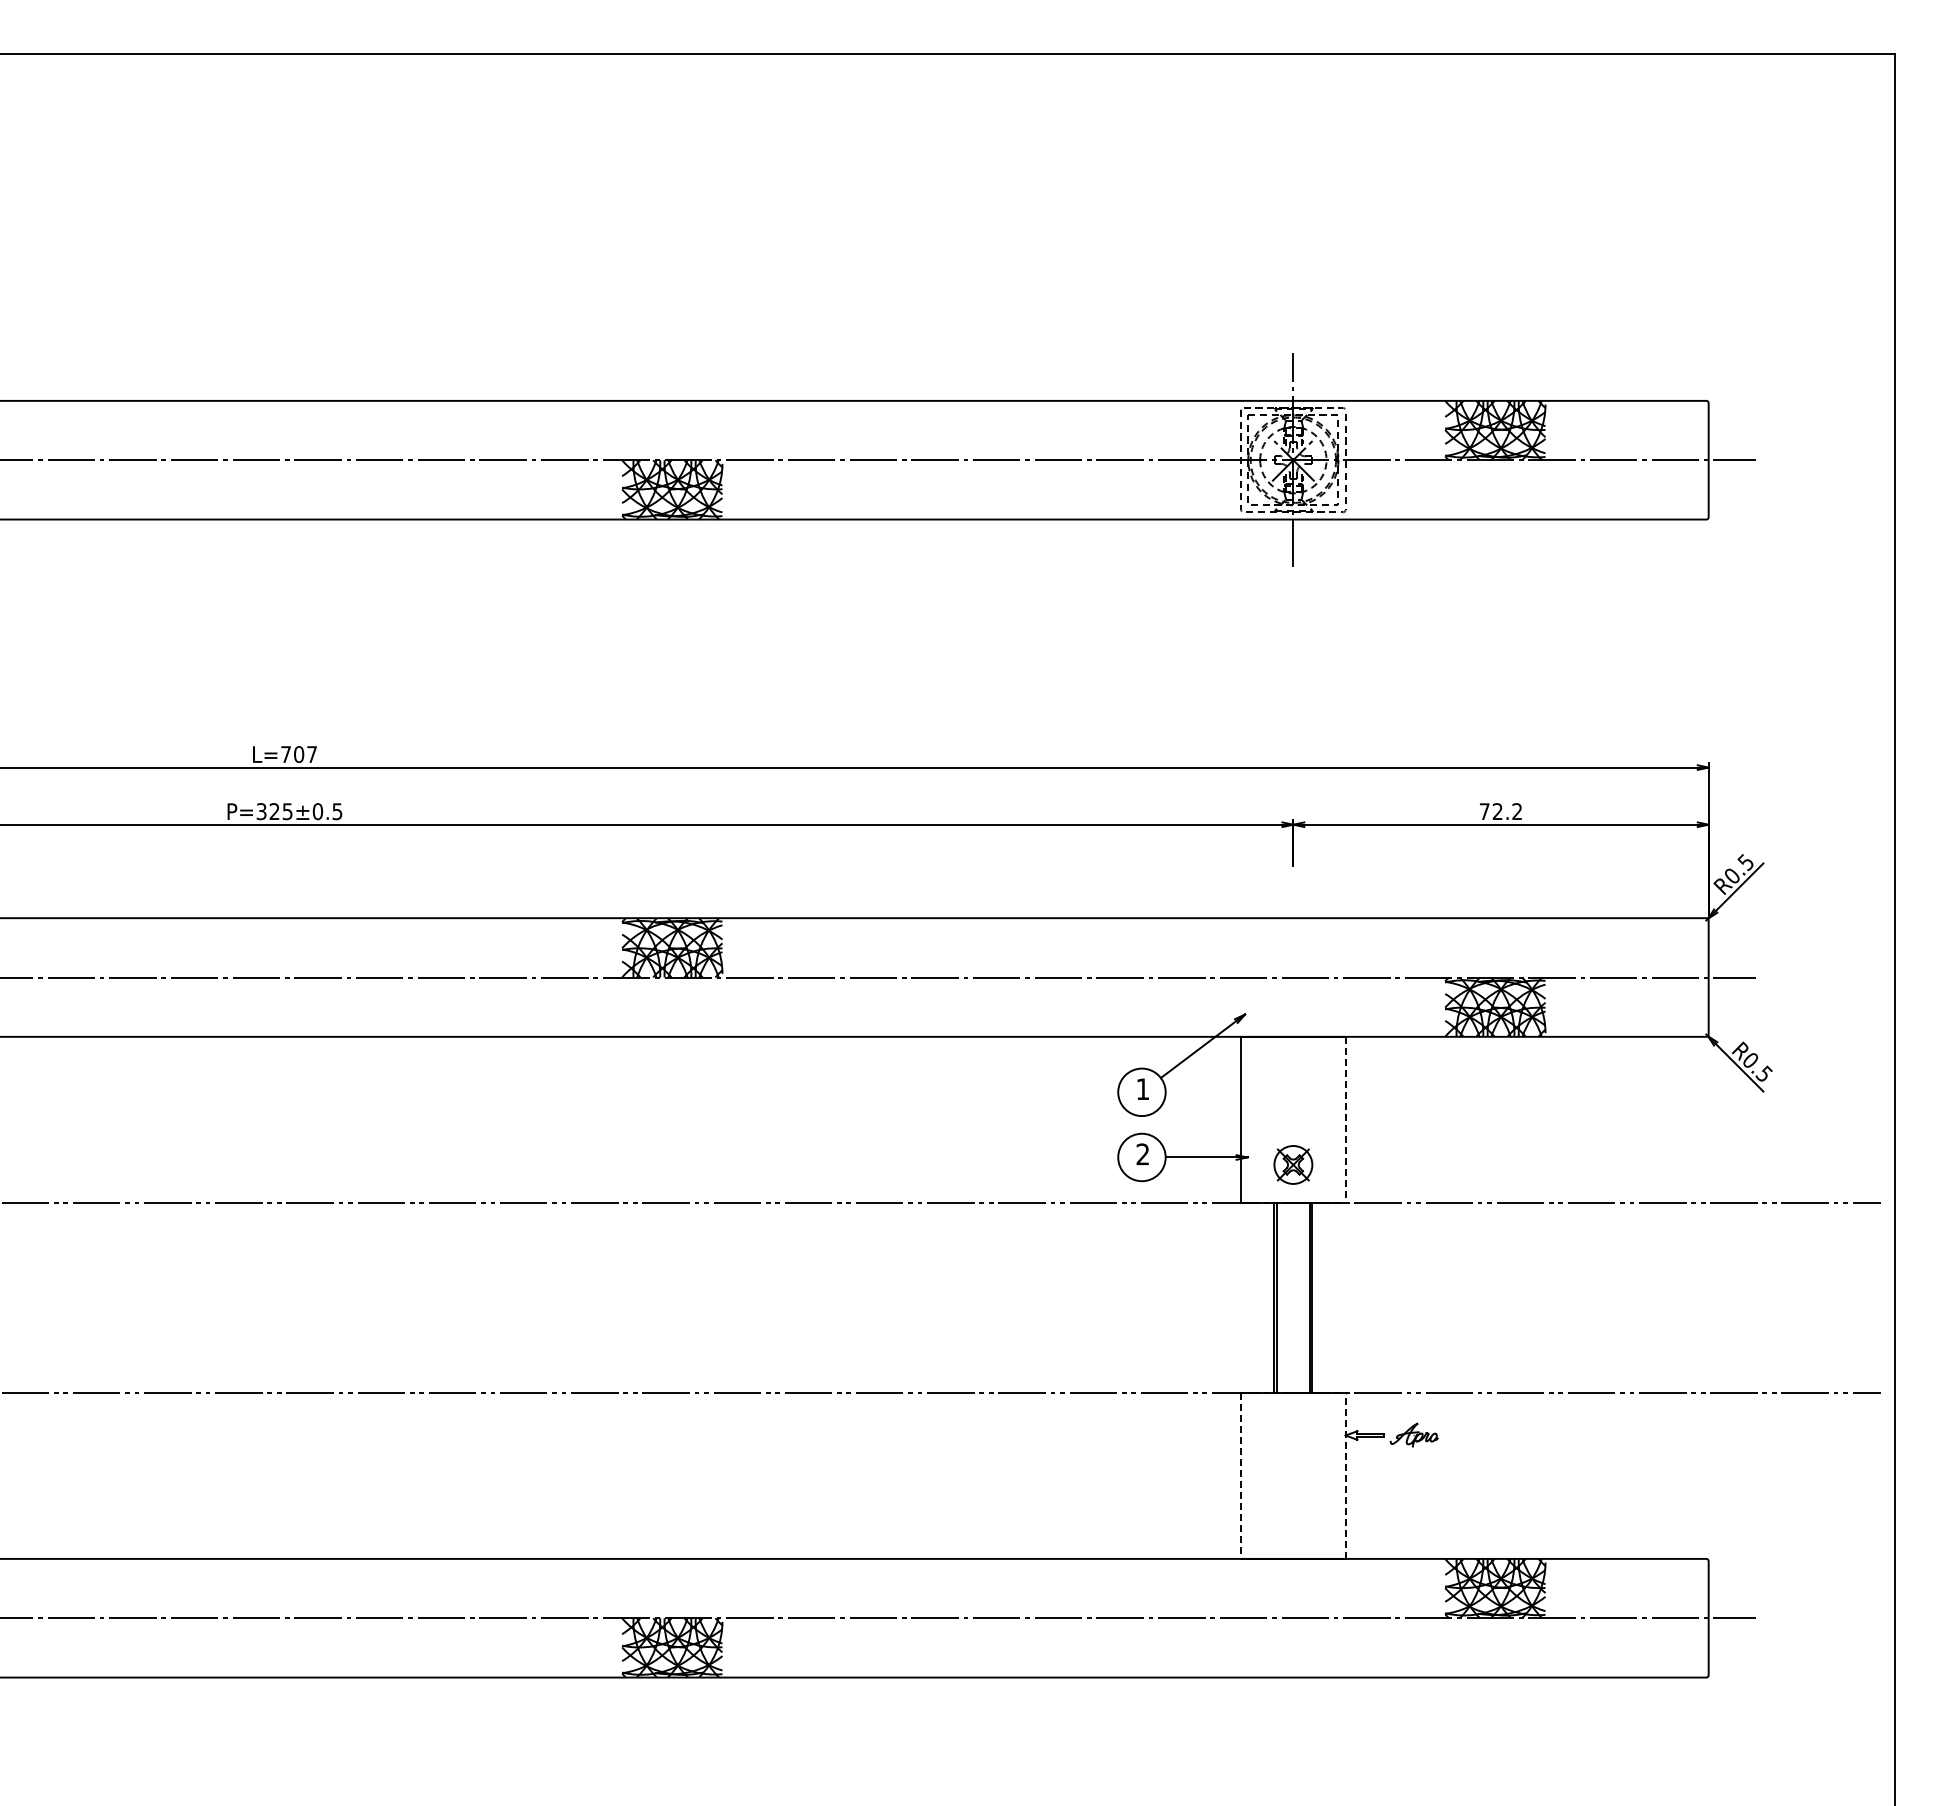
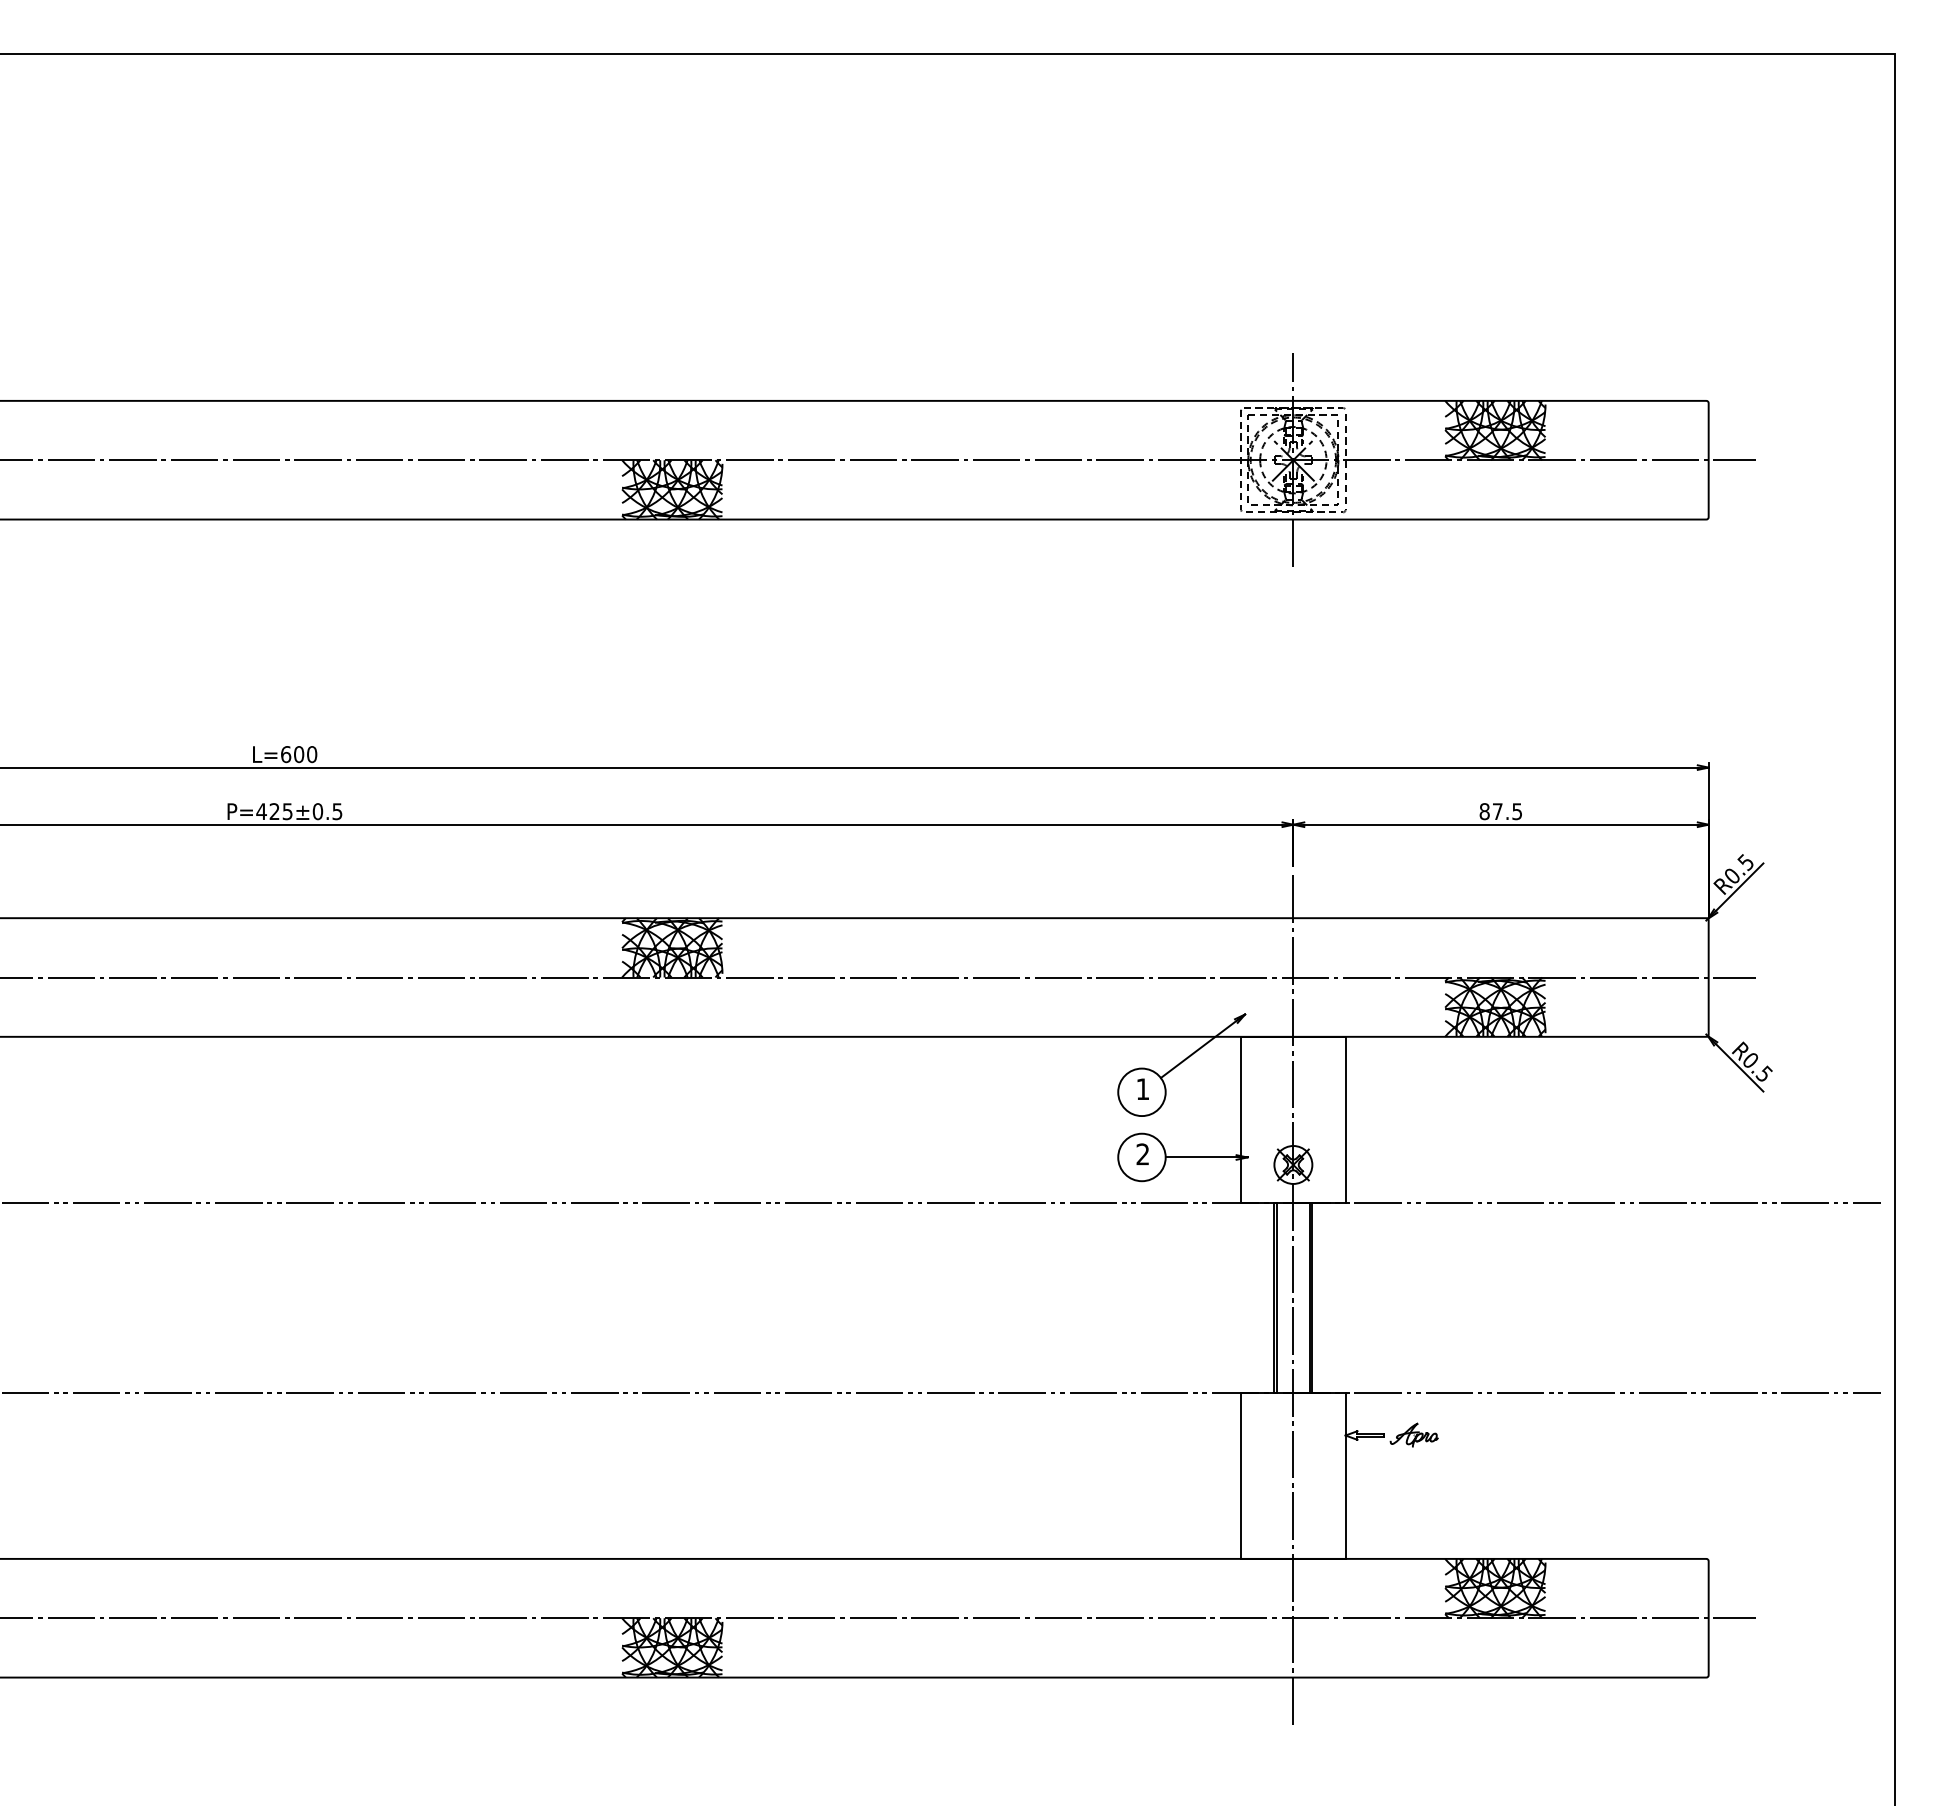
text: L=707 -> L=600 (299, 754)
text: P=325±0.5 -> P=425±0.5 (261, 811)
text: 72.2 -> 87.5 (1500, 811)
line: dashed -> solid (1345, 1120)
line: none -> present (1293, 1297)
line: dashed -> solid (1345, 1475)
line: dashed -> solid (1241, 1476)
